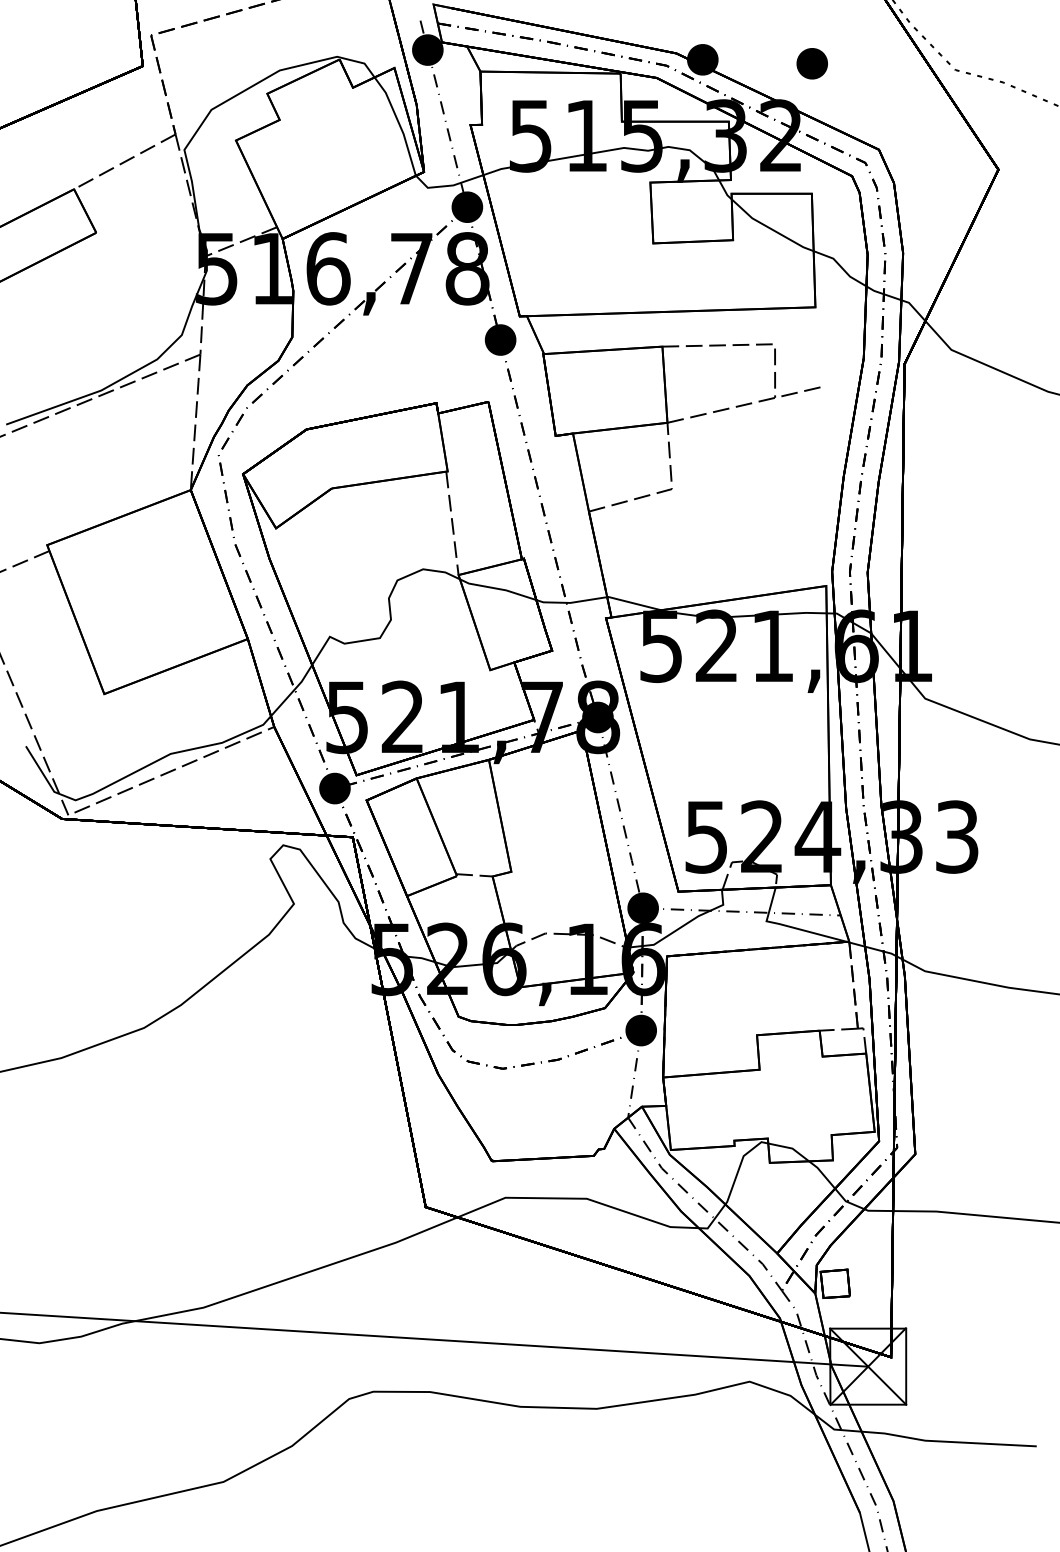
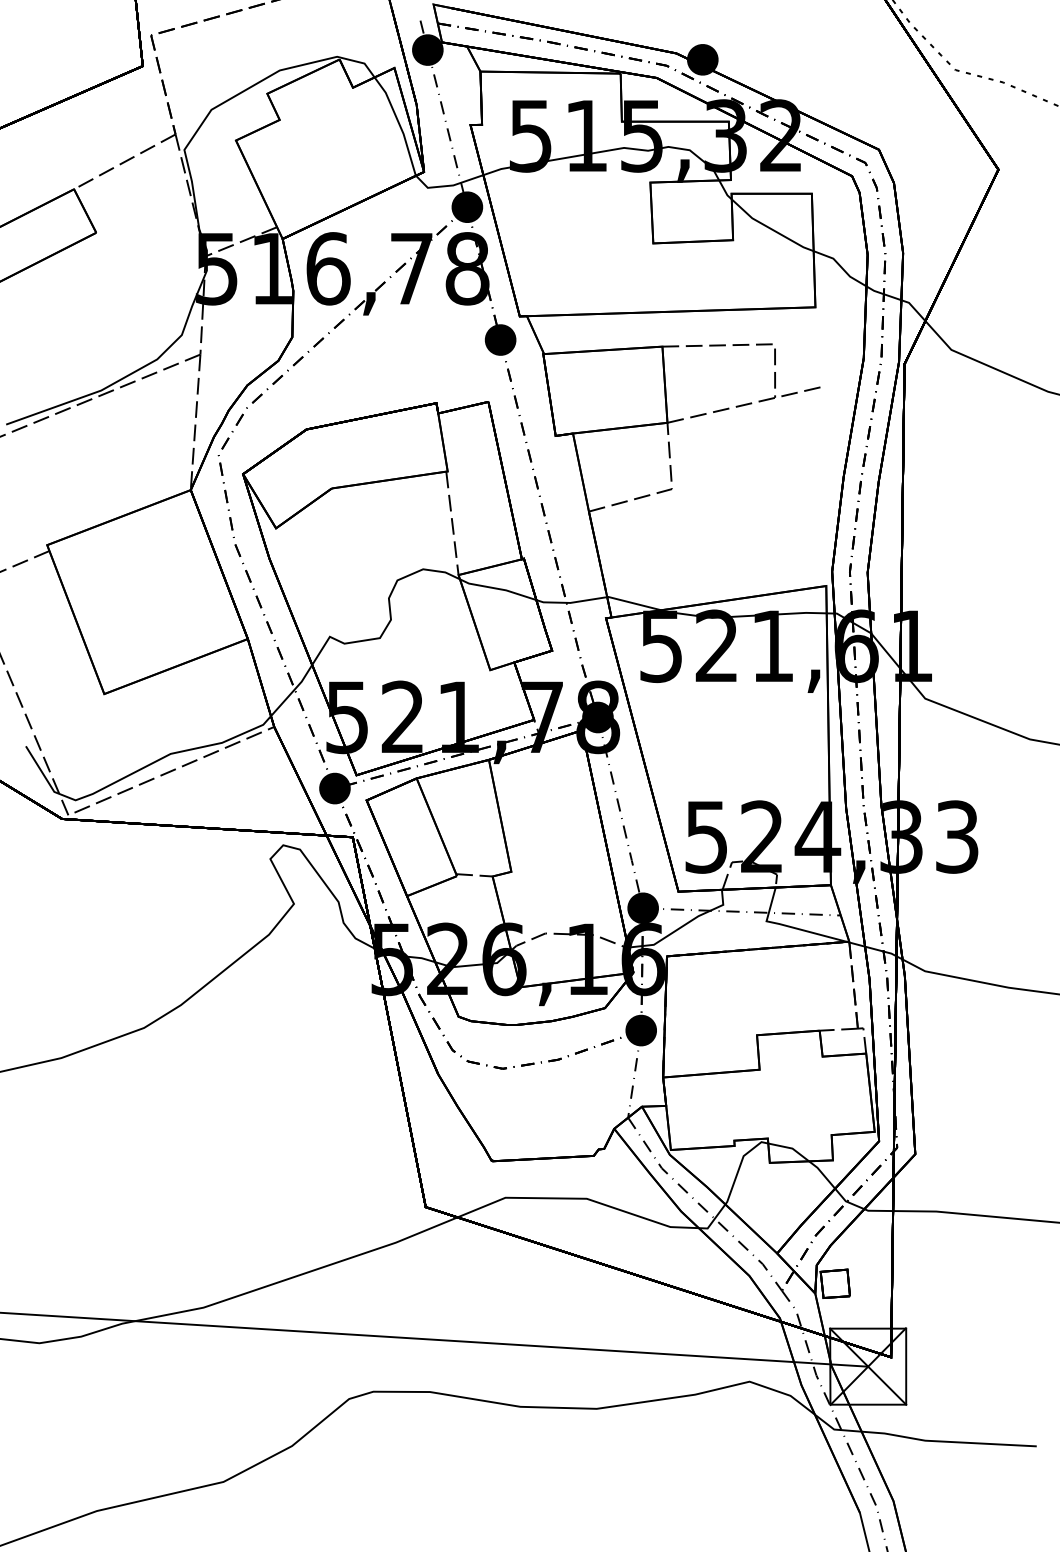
part: present -> none (811, 63)
